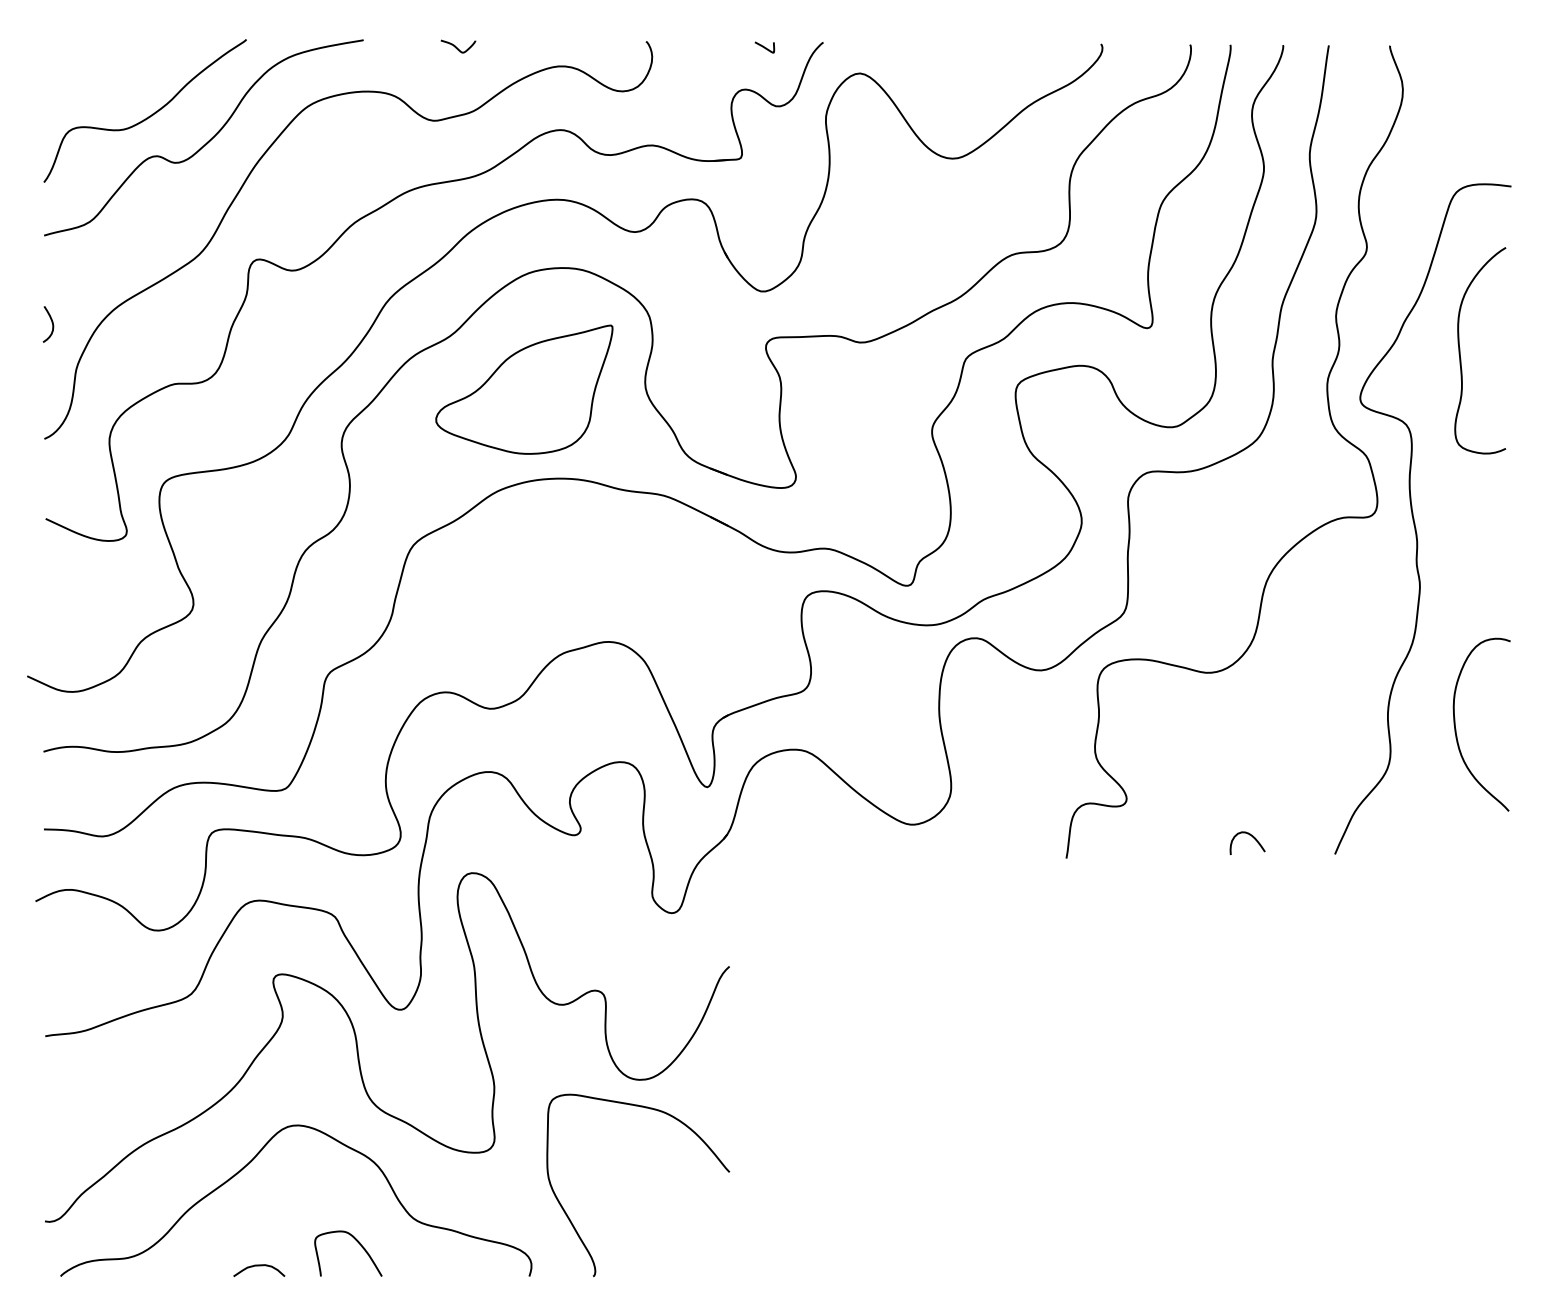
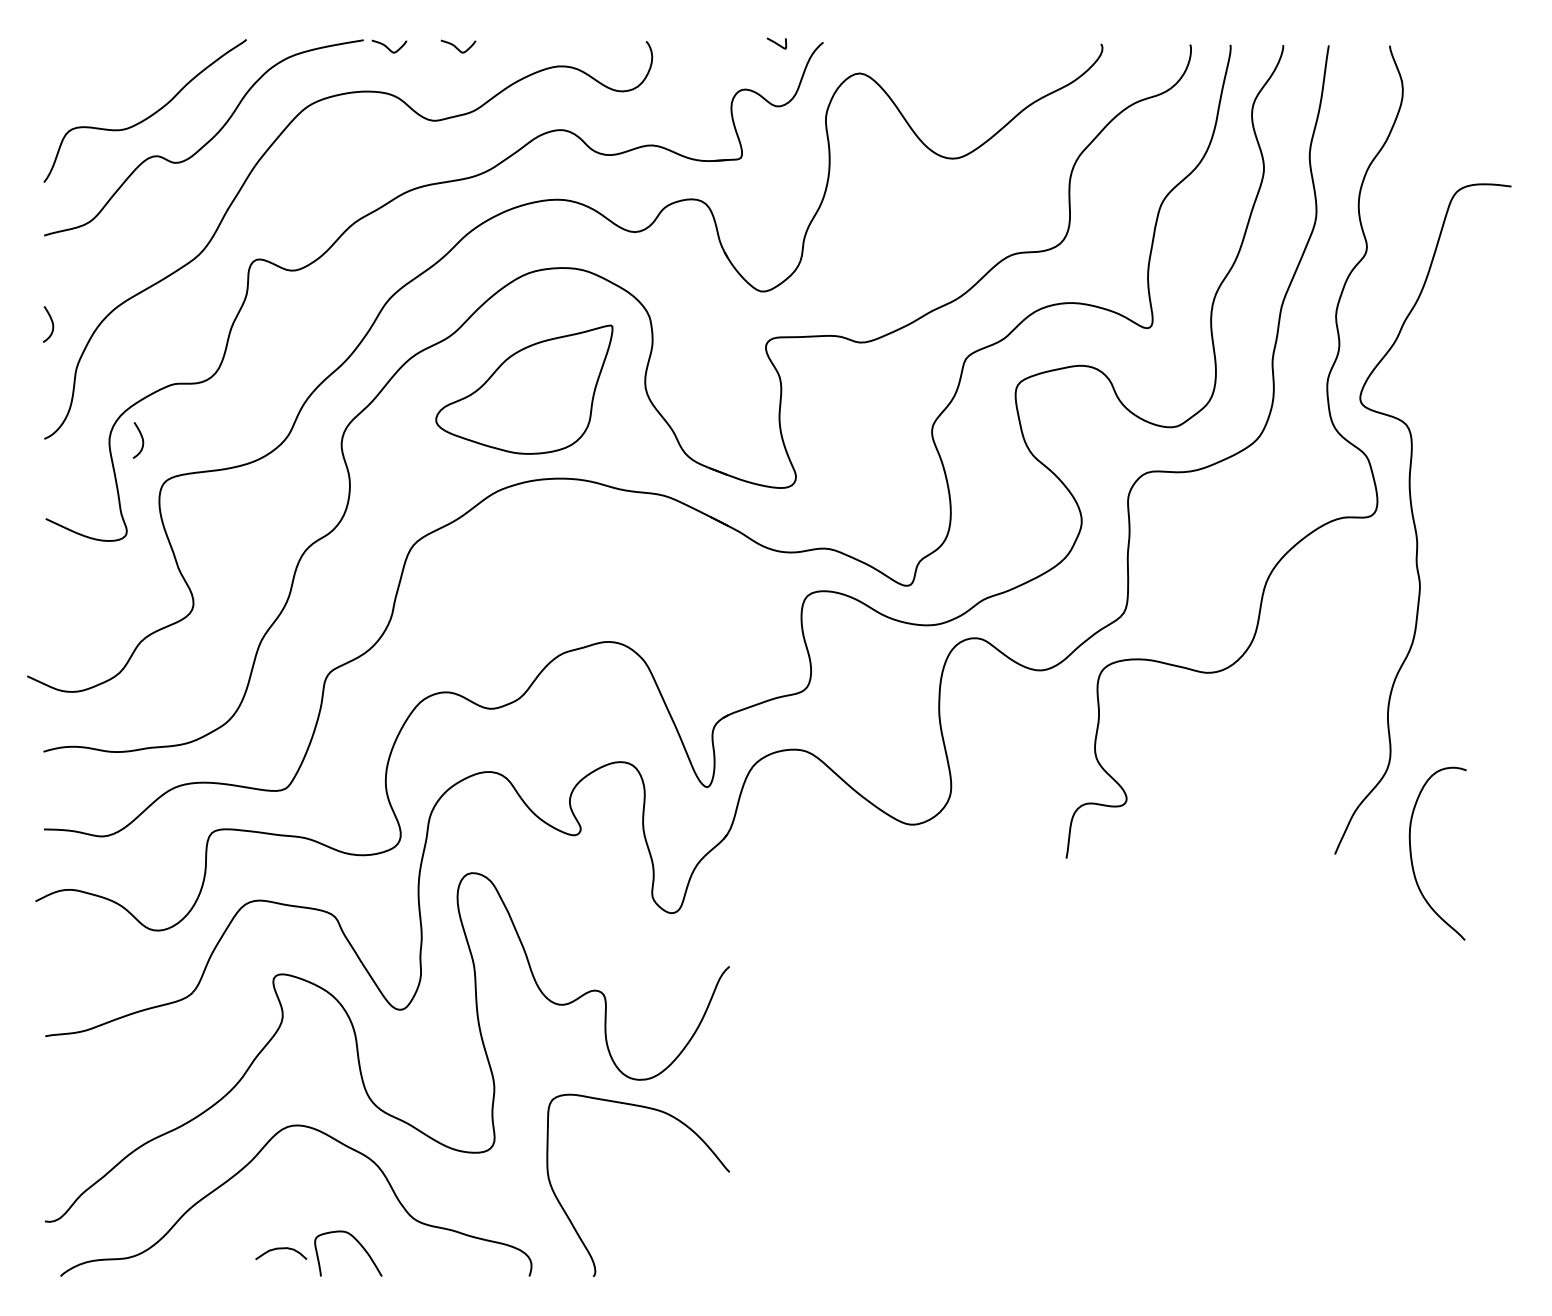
curve: none -> present (388, 47)
curve position: (764, 47) -> (776, 43) (776, 43)
curve: present -> none (1460, 350)
curve: none -> present (141, 438)
curve position: (1456, 728) -> (1412, 857) (1412, 857)
curve: present -> none (1252, 837)
curve position: (259, 1266) -> (281, 1249) (281, 1249)
